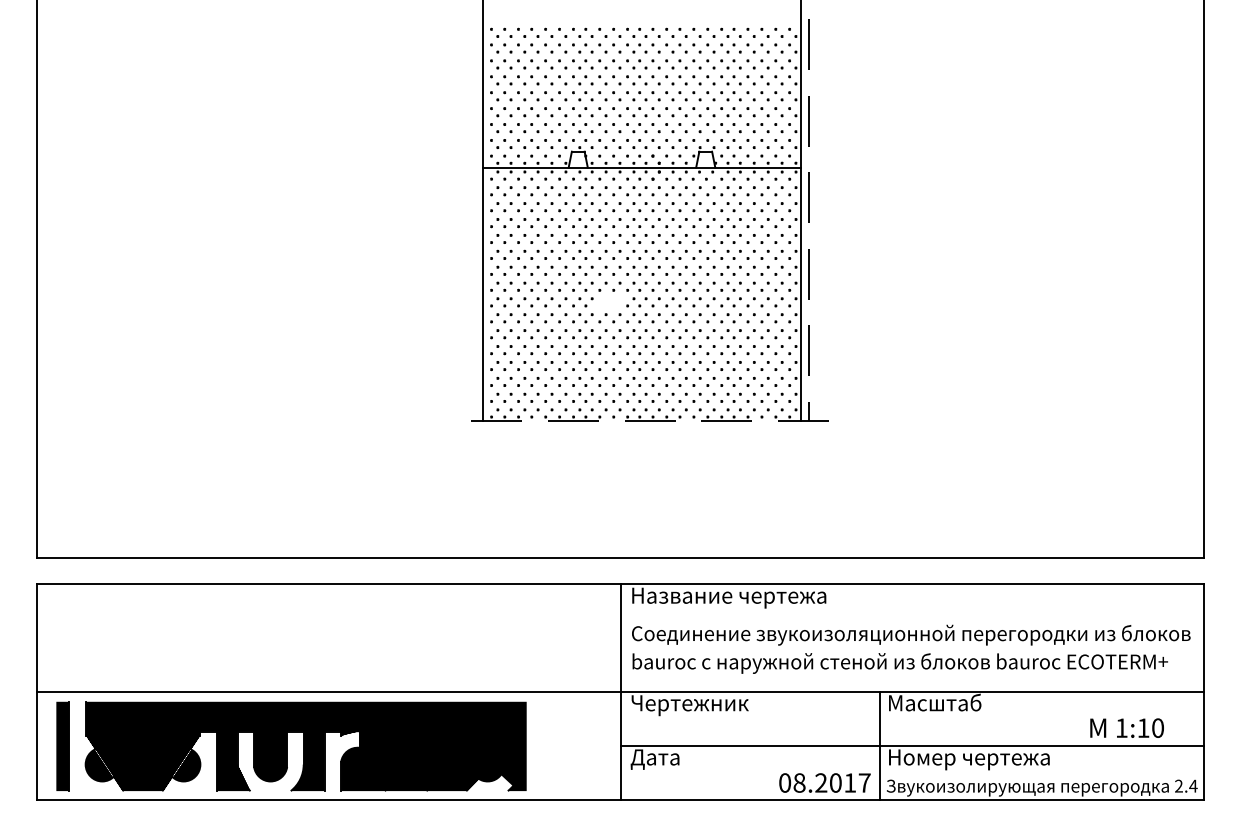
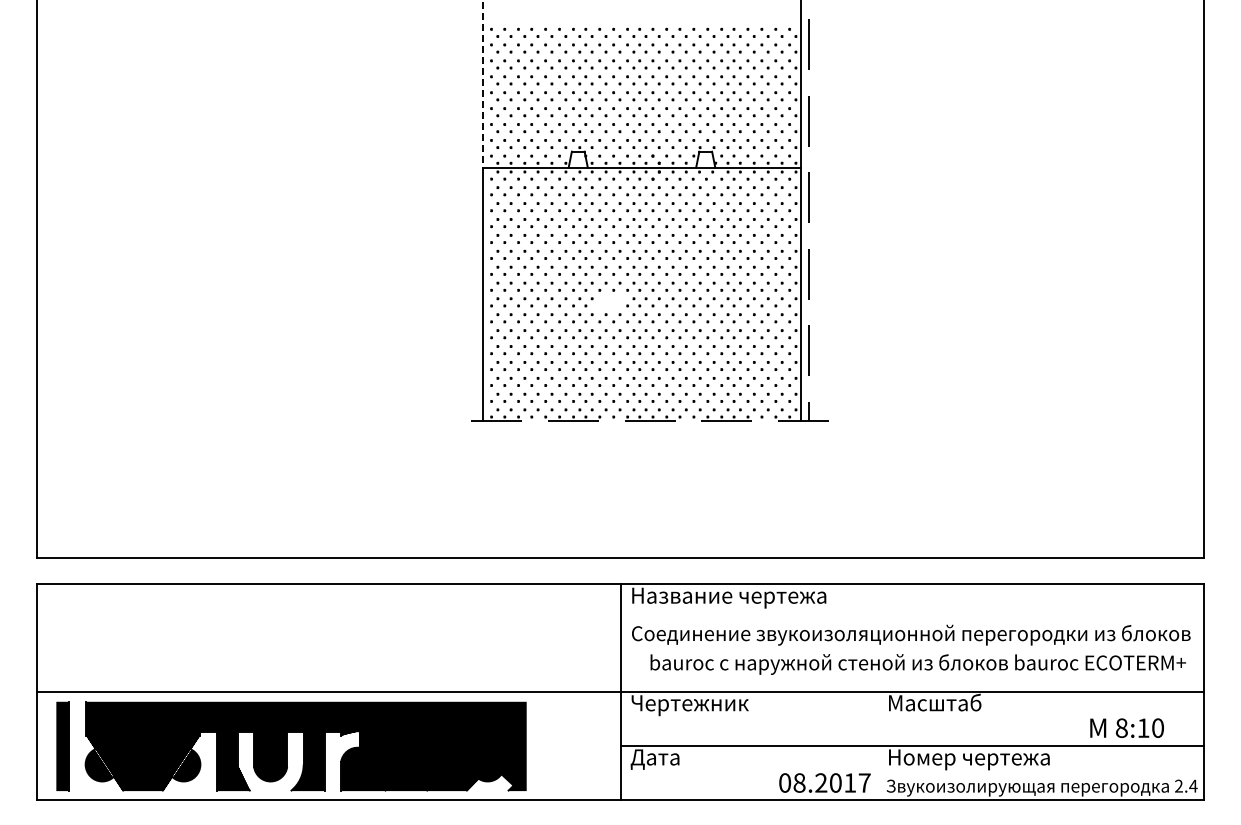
line: solid -> dashed (482, 84)
text position: (899, 663) -> (917, 664) (917, 664)
text: 1:10 -> 8:10 (1121, 727)
line: present -> none (879, 746)
